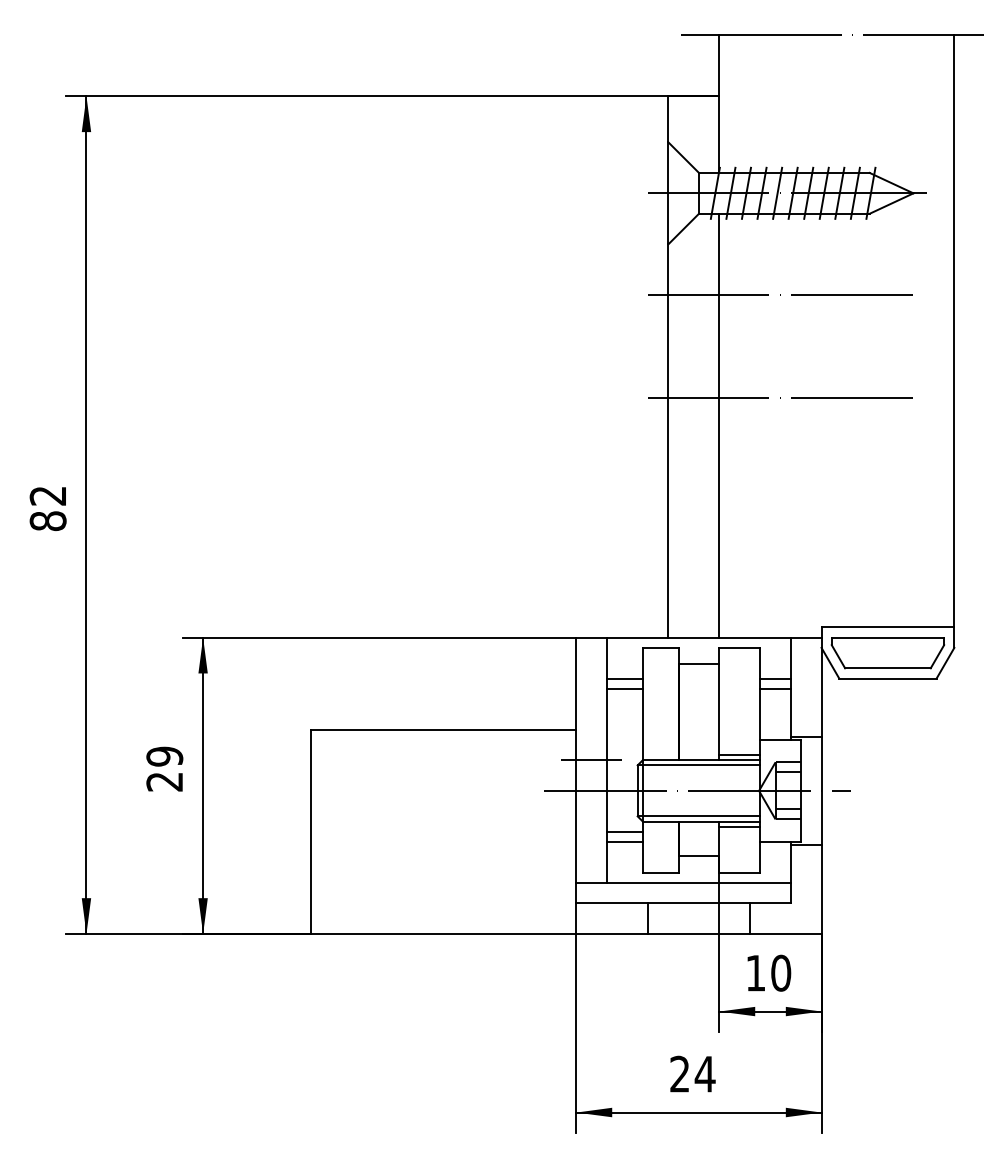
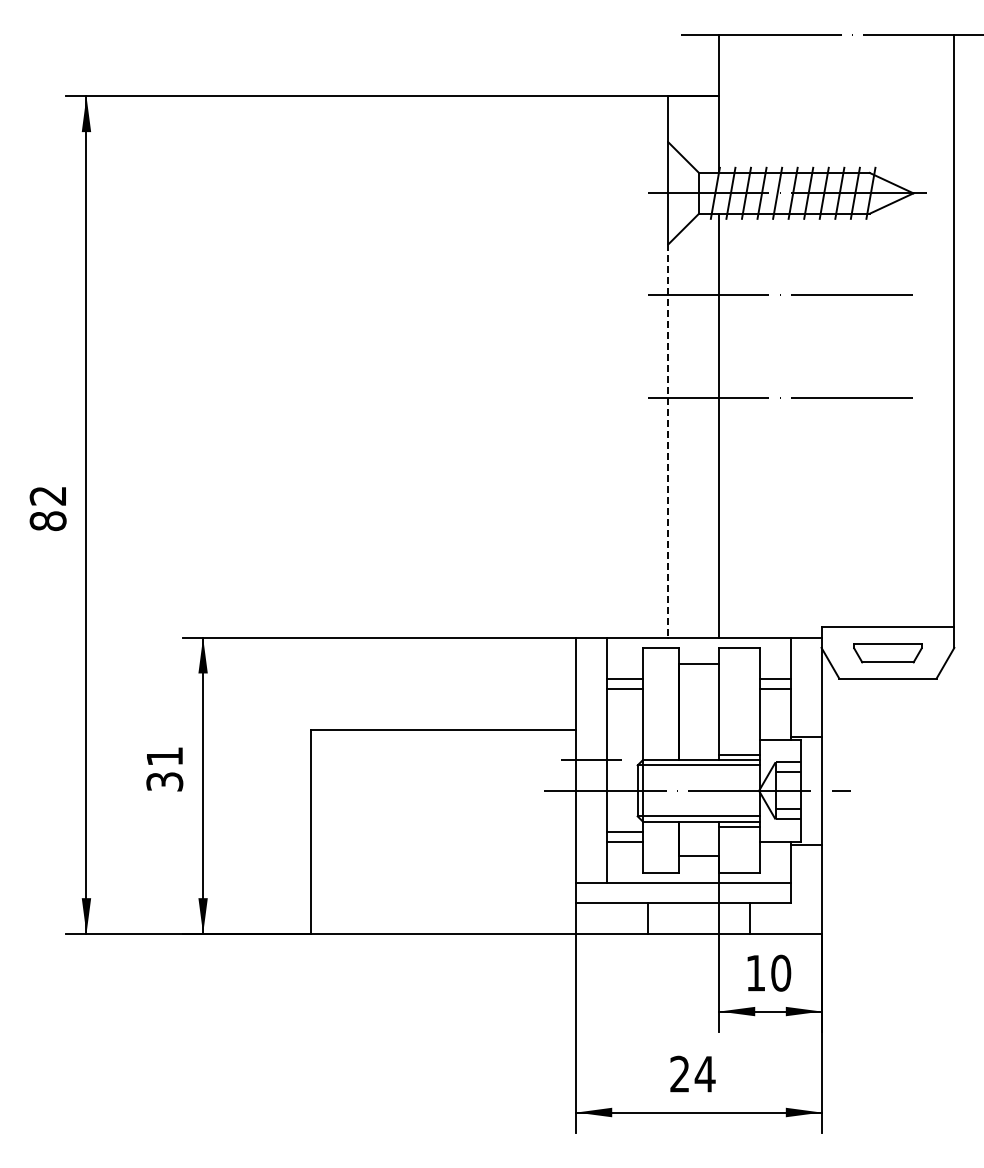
line: solid -> dashed (668, 441)
part size: 116x33 px -> 70x21 px (887, 653)
text: 29 -> 31 (164, 768)
